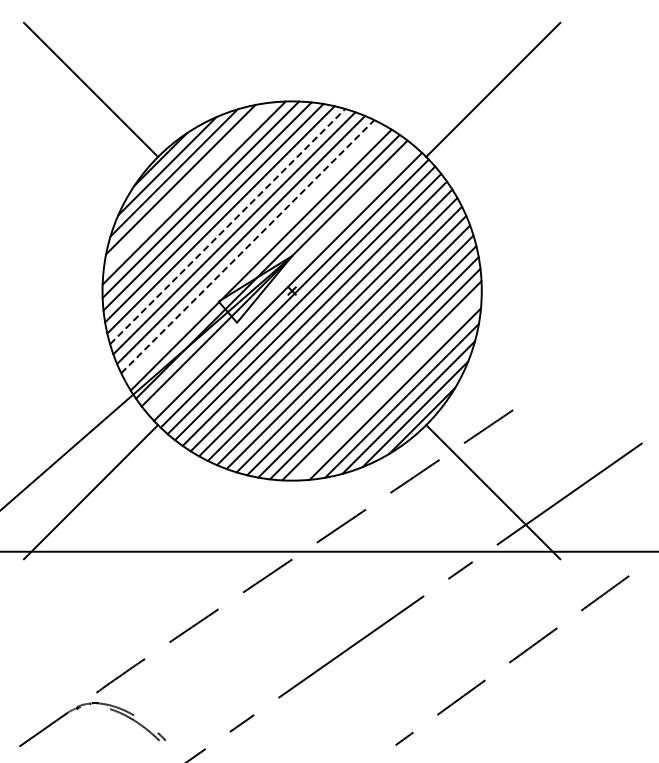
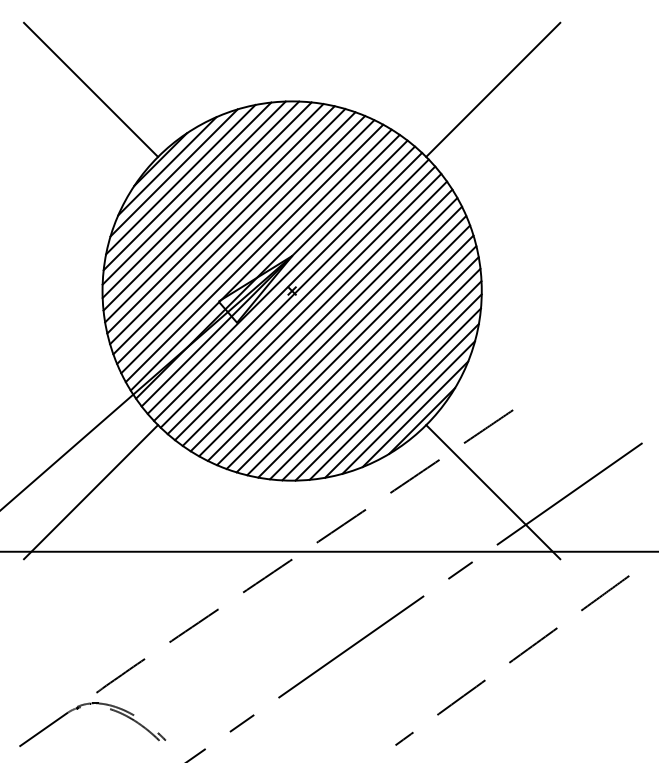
line: none -> present (187, 186)
line: dashed -> solid (228, 226)
line: dashed -> solid (247, 246)
line: none -> present (254, 253)
line: none -> present (280, 279)
line: none -> present (388, 387)
